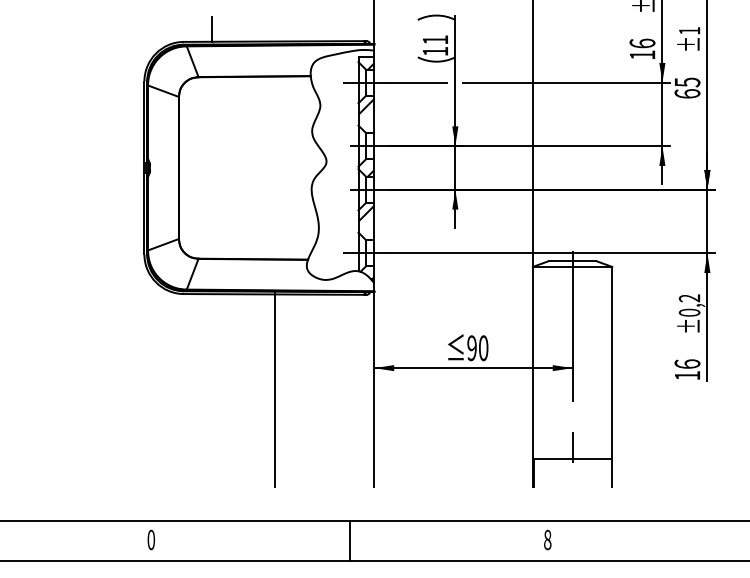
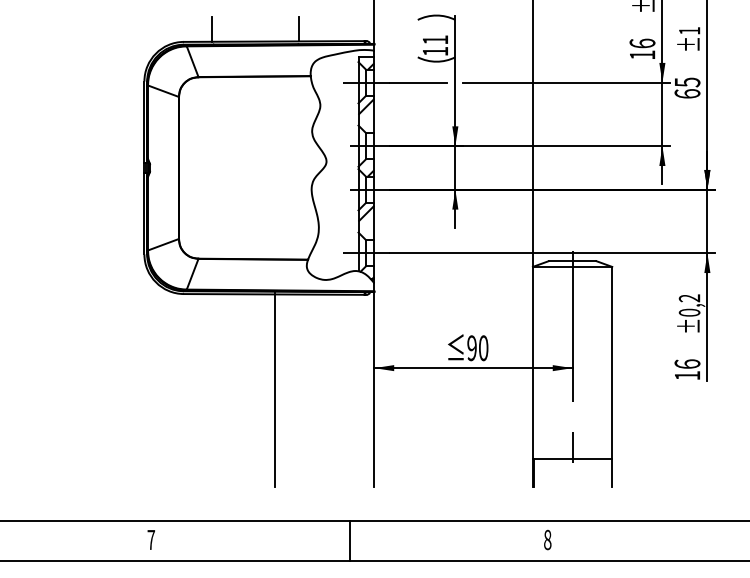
line: none -> present (299, 29)
text: 0 -> 7 (151, 539)
